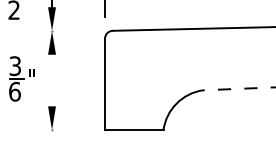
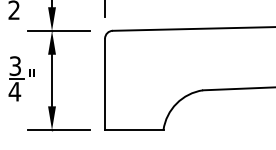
line: none -> present (59, 31)
line: none -> present (52, 80)
line: dashed -> solid (239, 88)
text: 6 -> 4 (14, 91)
line: none -> present (59, 130)
